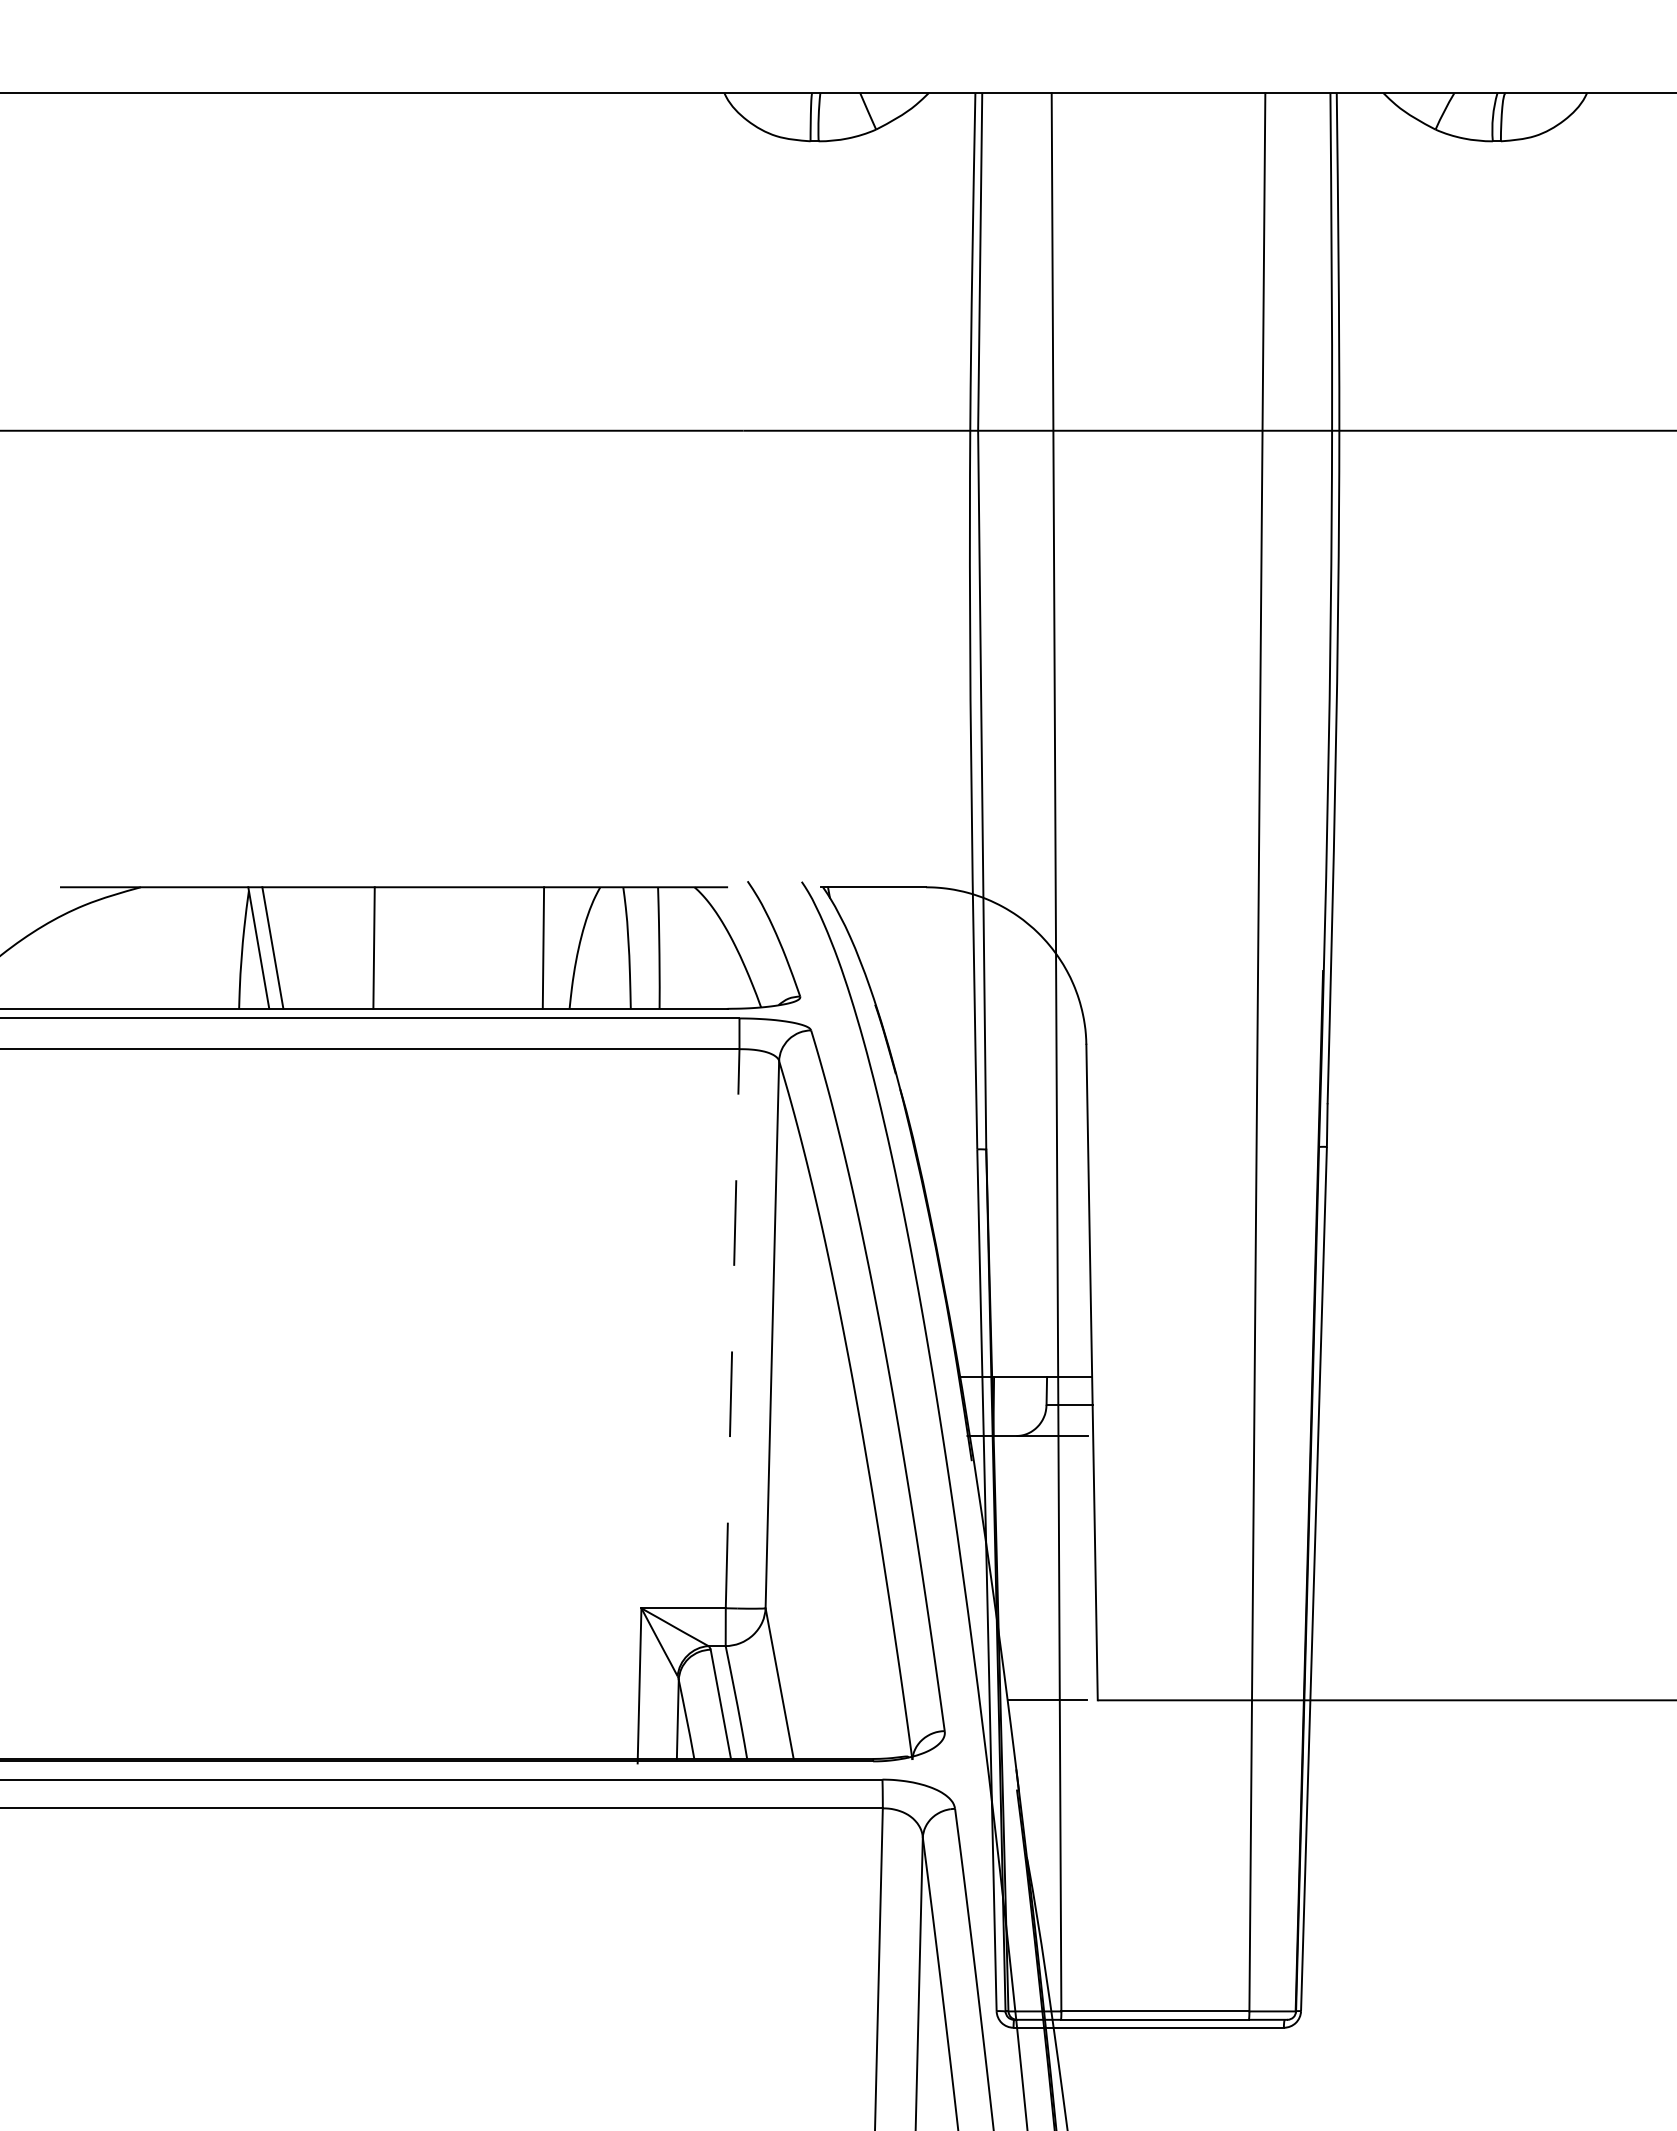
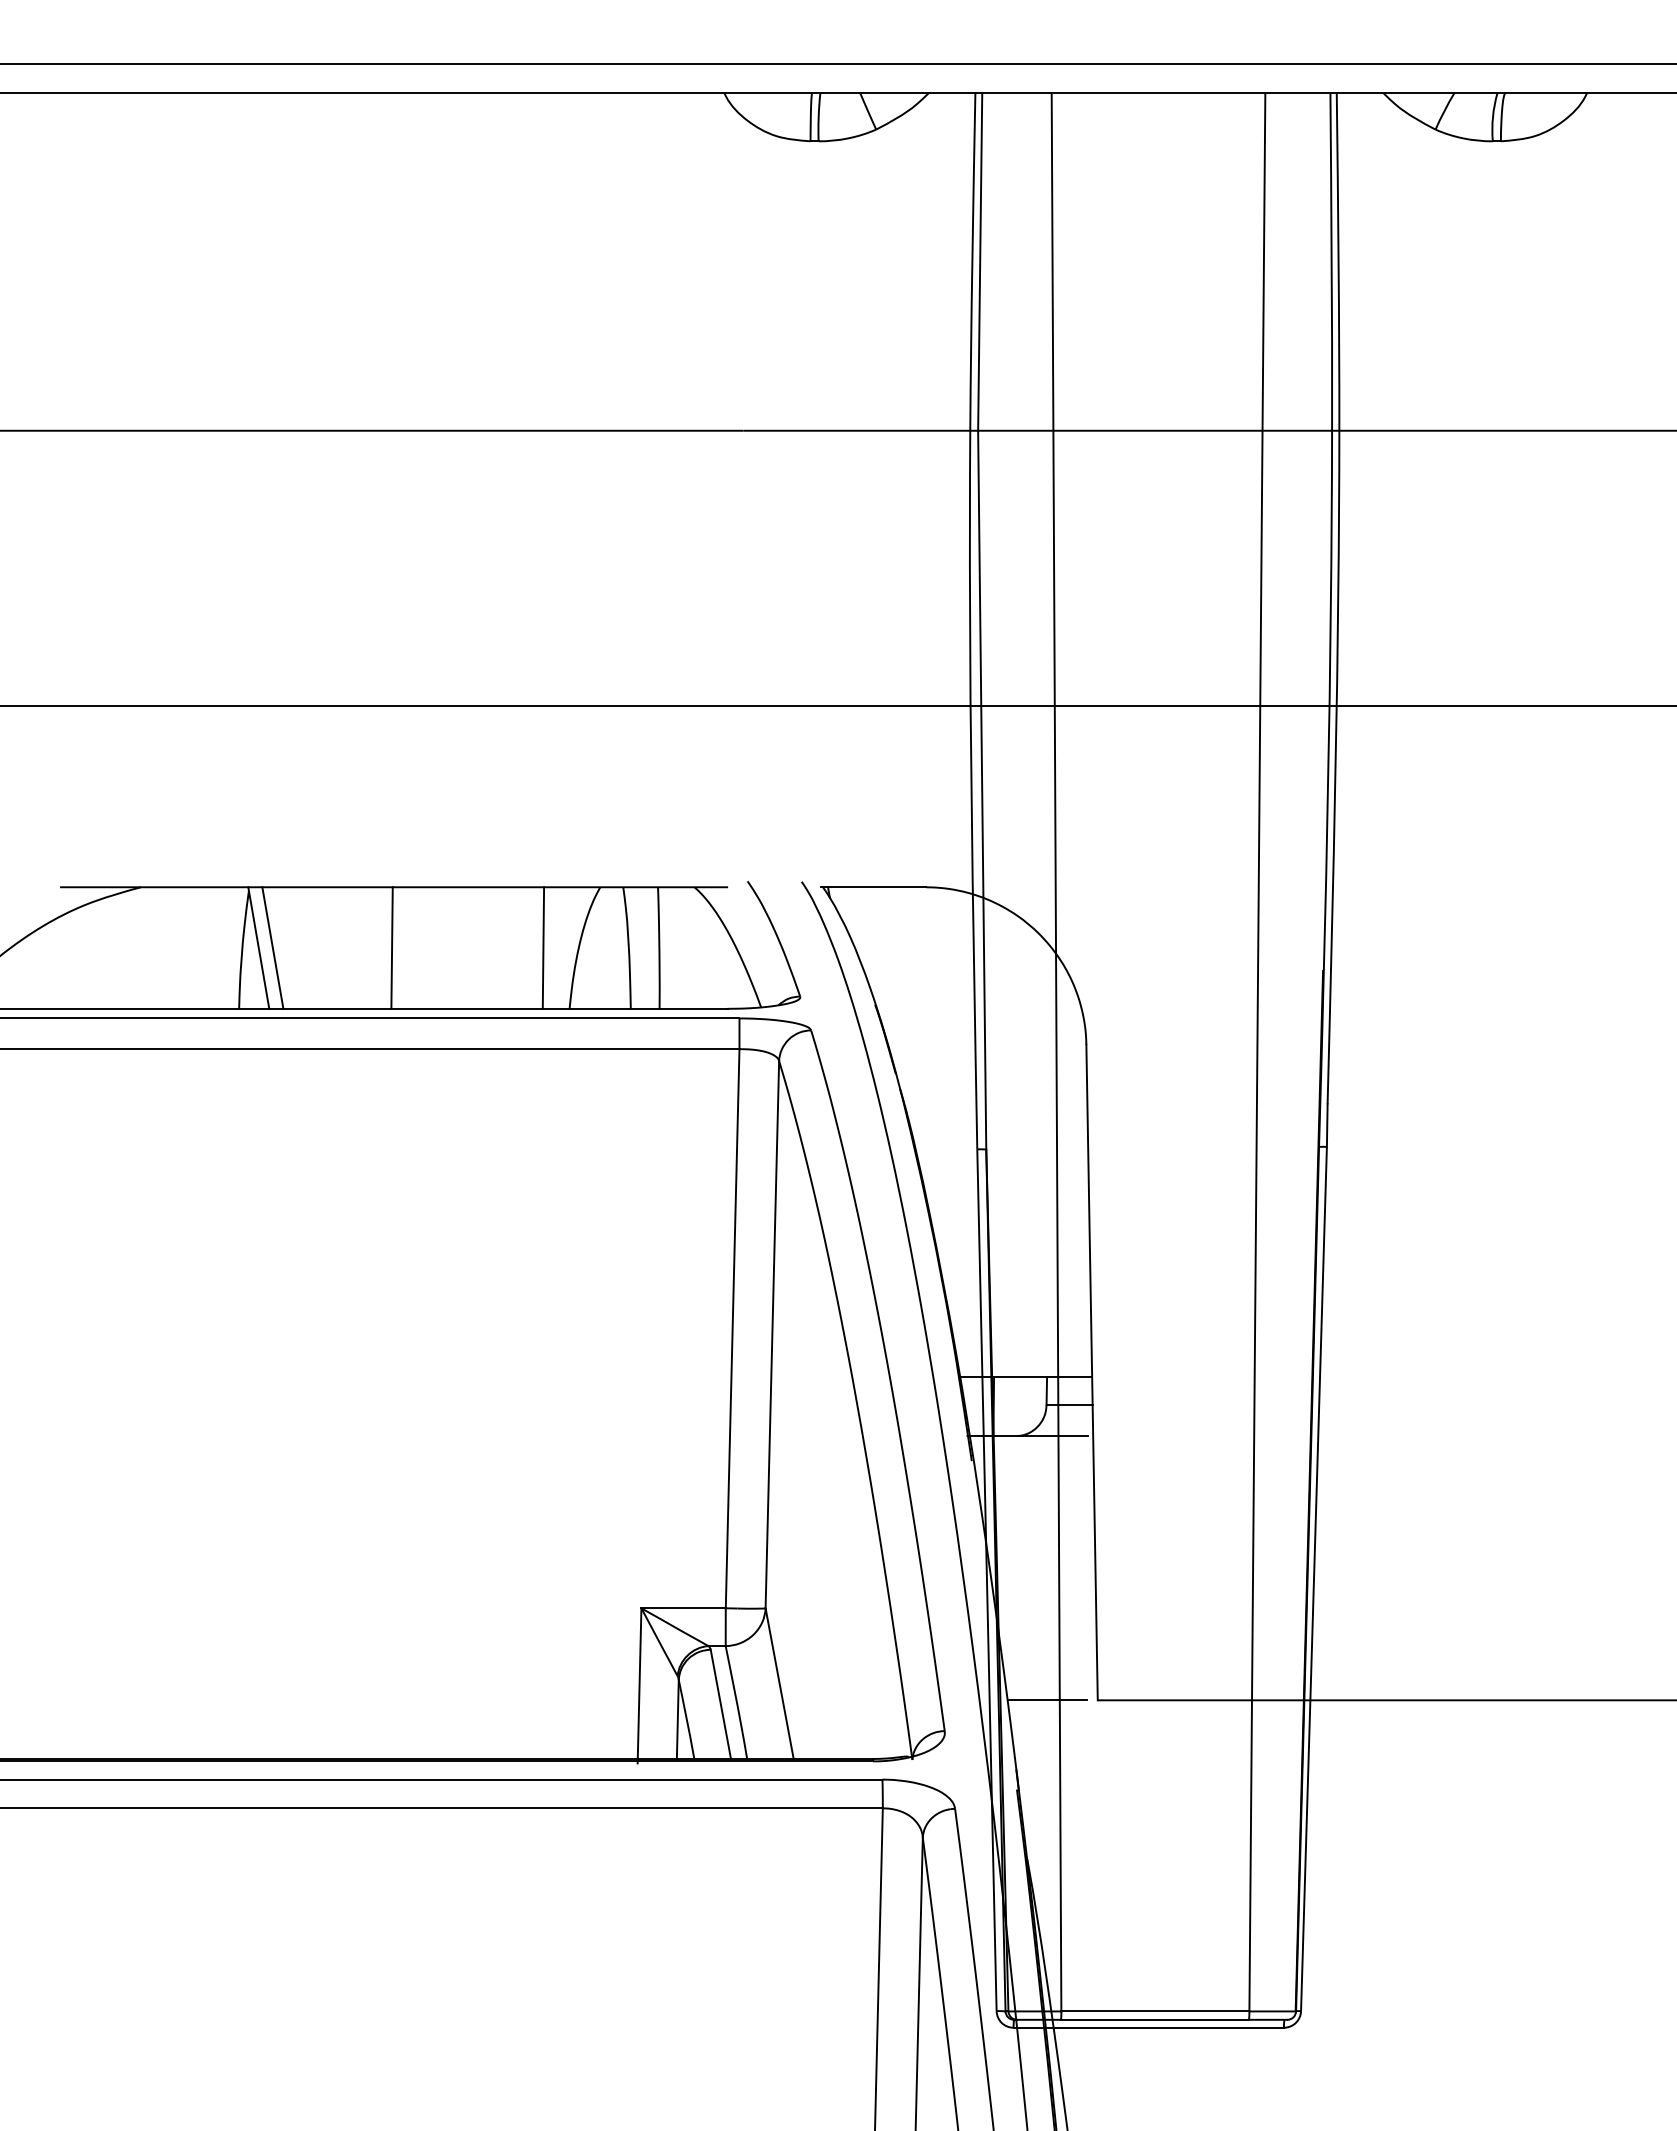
line: none -> present (837, 63)
line: none -> present (837, 706)
line position: (373, 947) -> (391, 947) (391, 947)
line: dashed -> solid (732, 1328)
